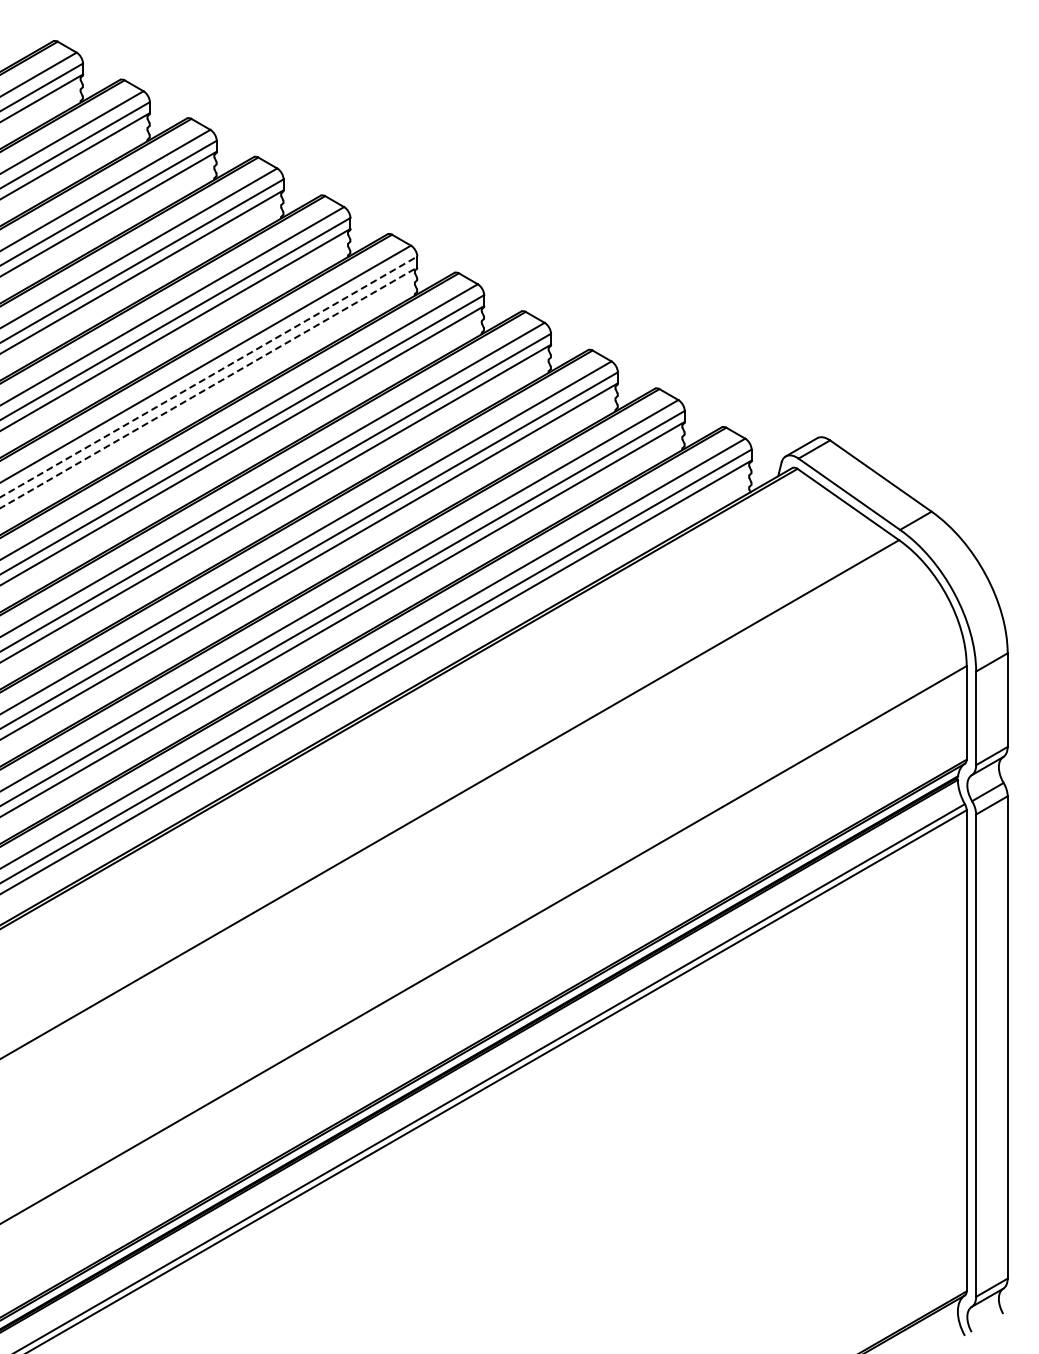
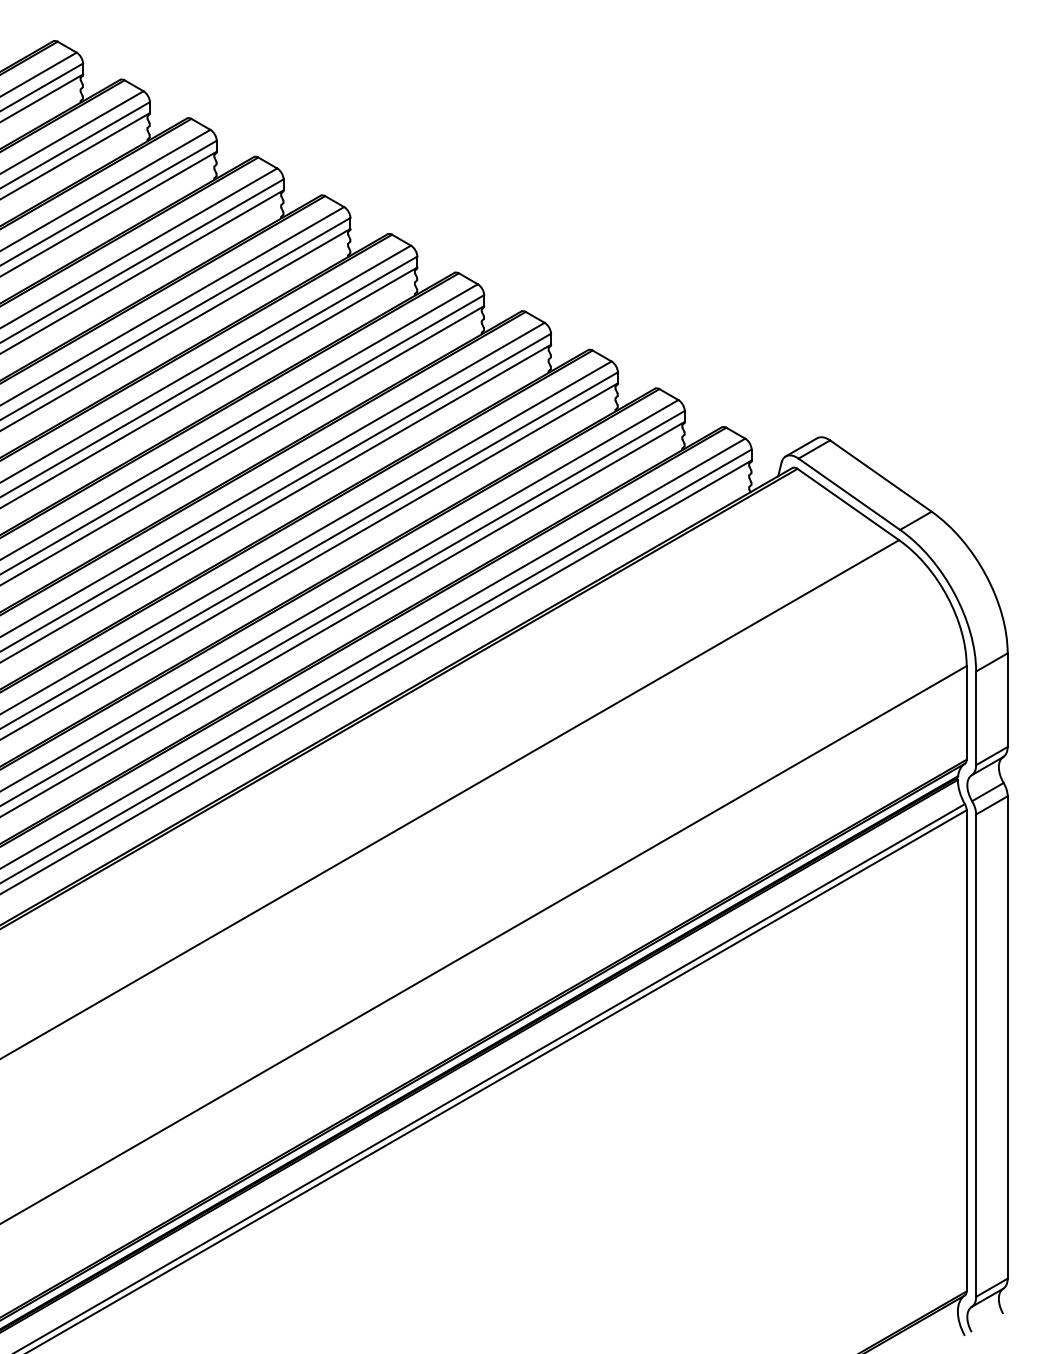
line: dashed -> solid (209, 376)
line: dashed -> solid (209, 387)
